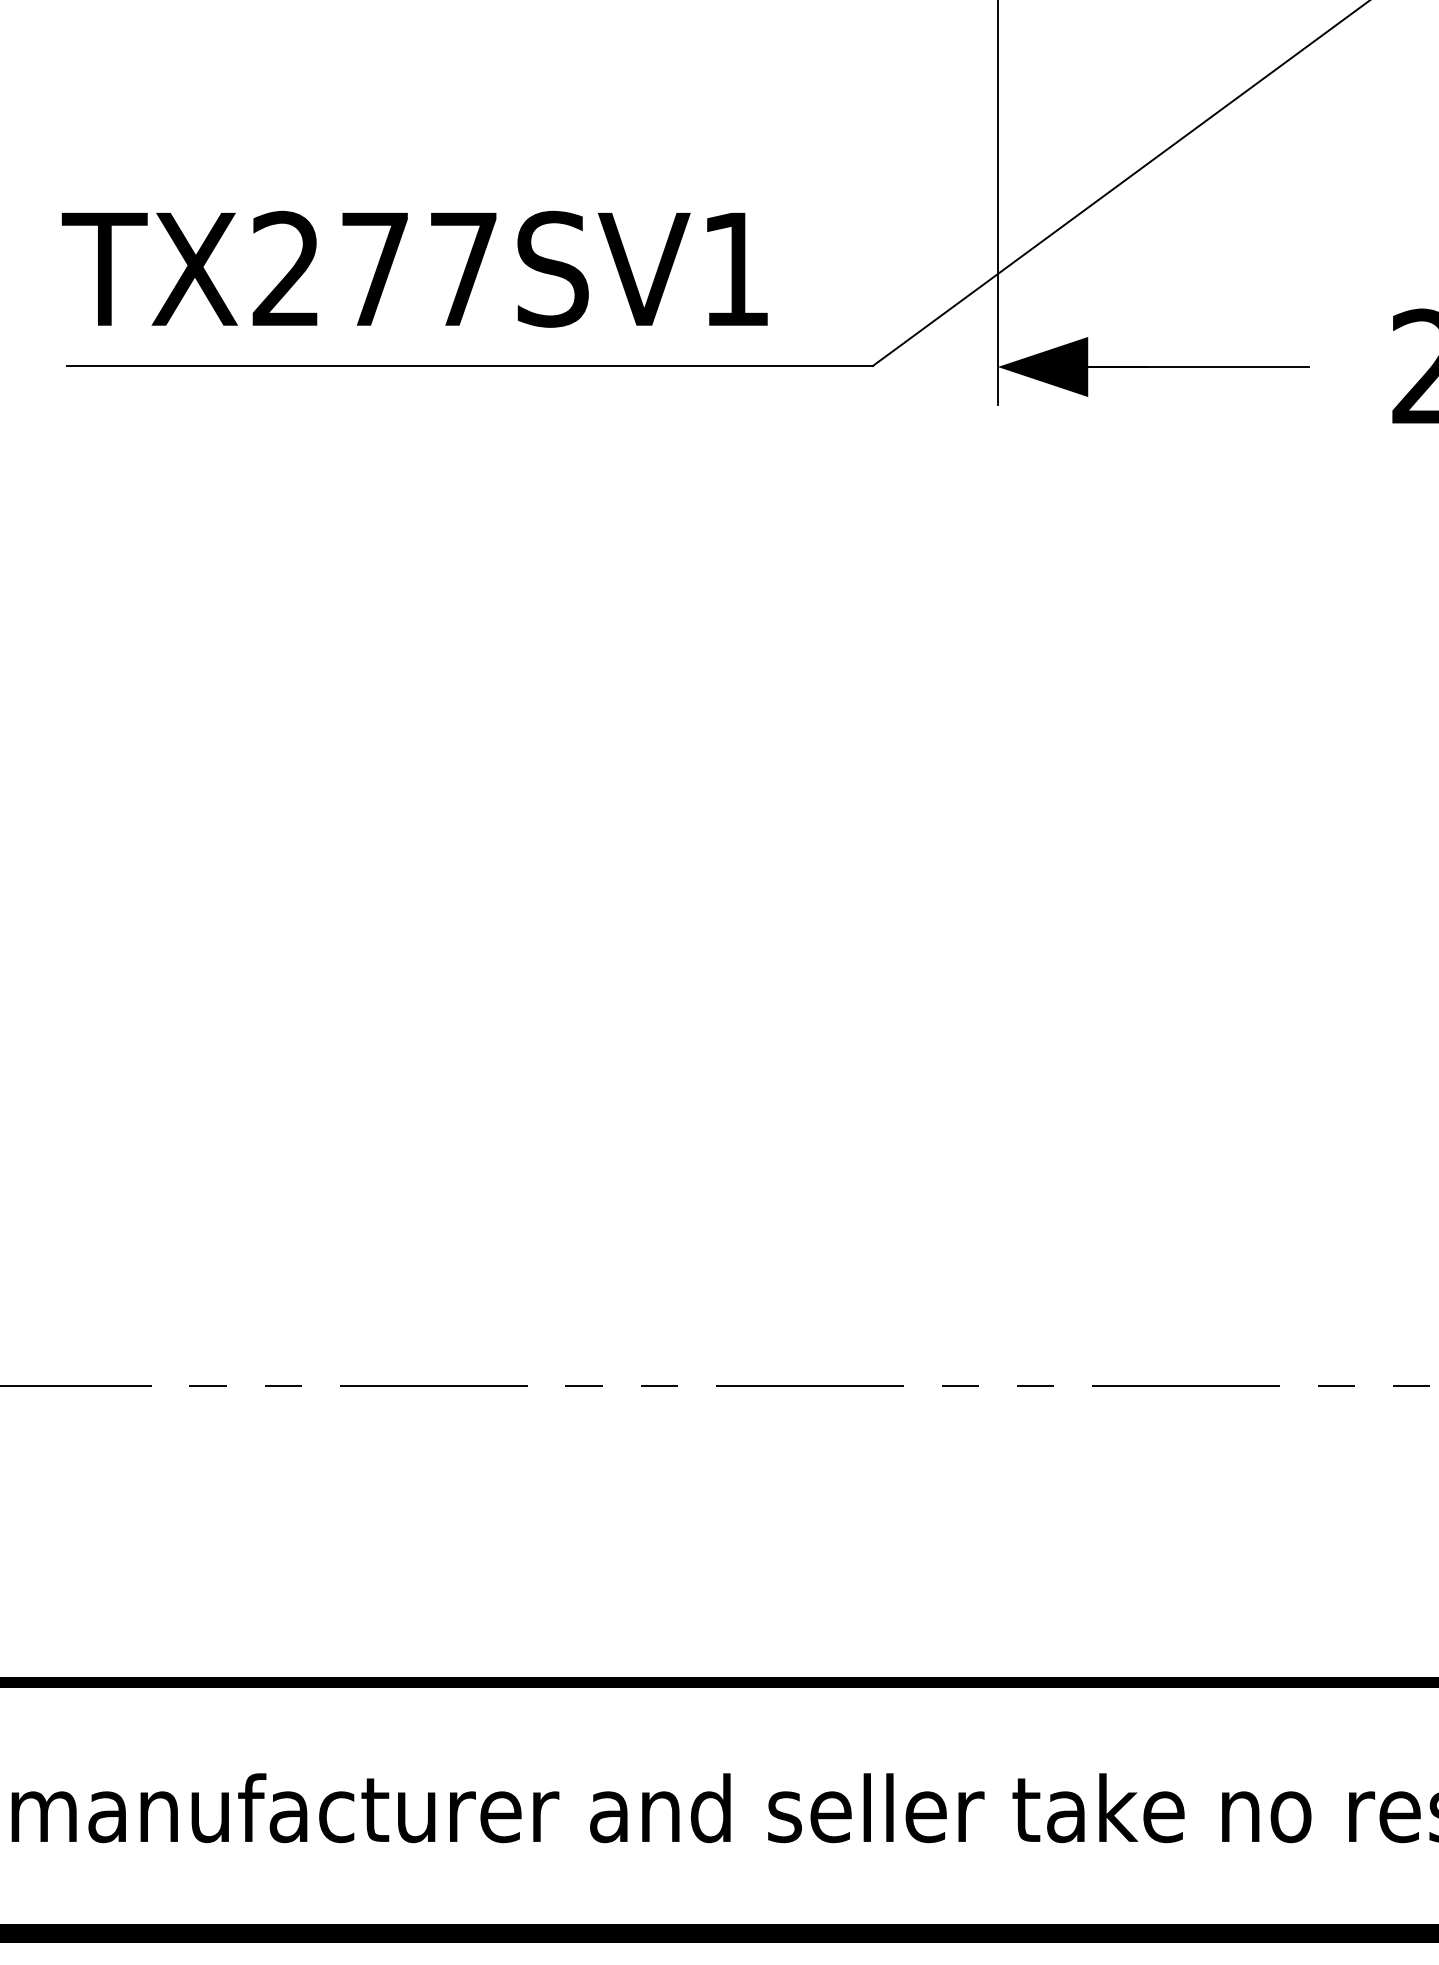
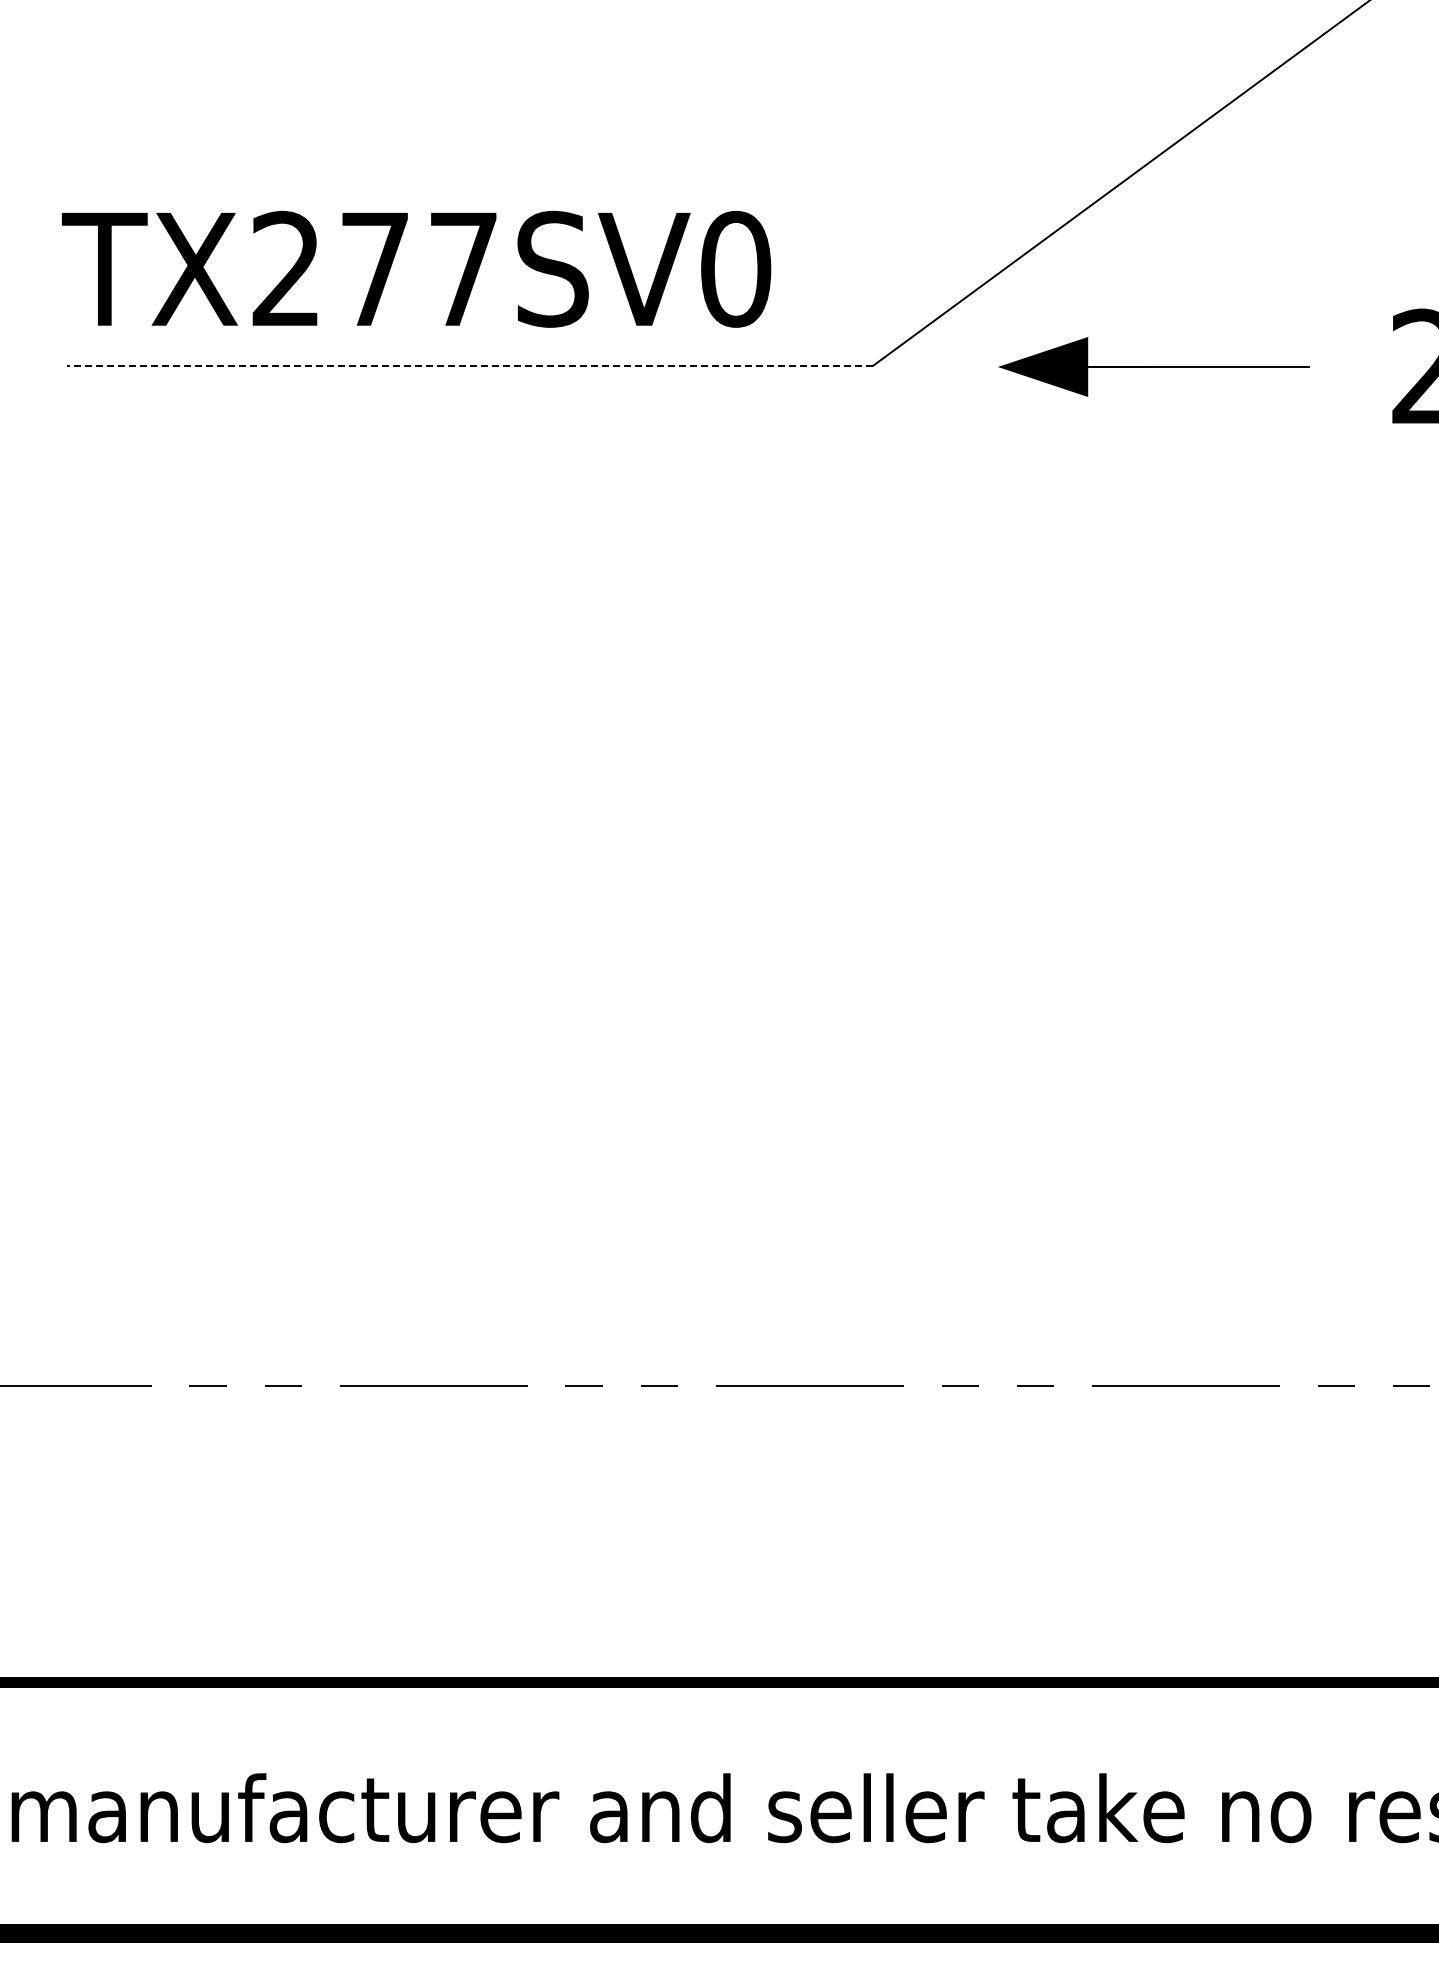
line: present -> none (997, 203)
text: TX277SV1 -> TX277SV0 (736, 268)
line: solid -> dashed (470, 365)
